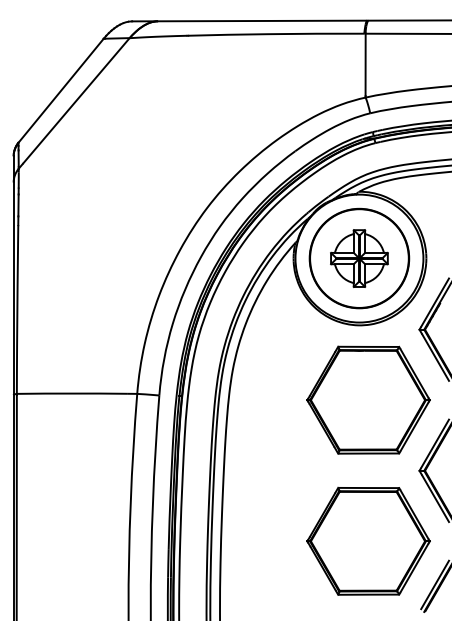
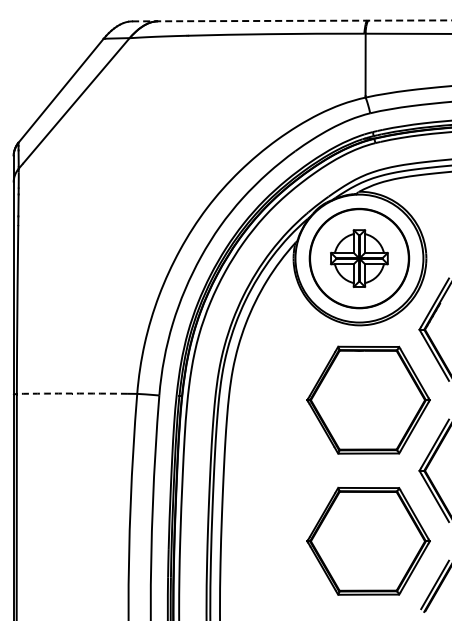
line: solid -> dashed (292, 20)
arc: solid -> dashed (72, 393)
